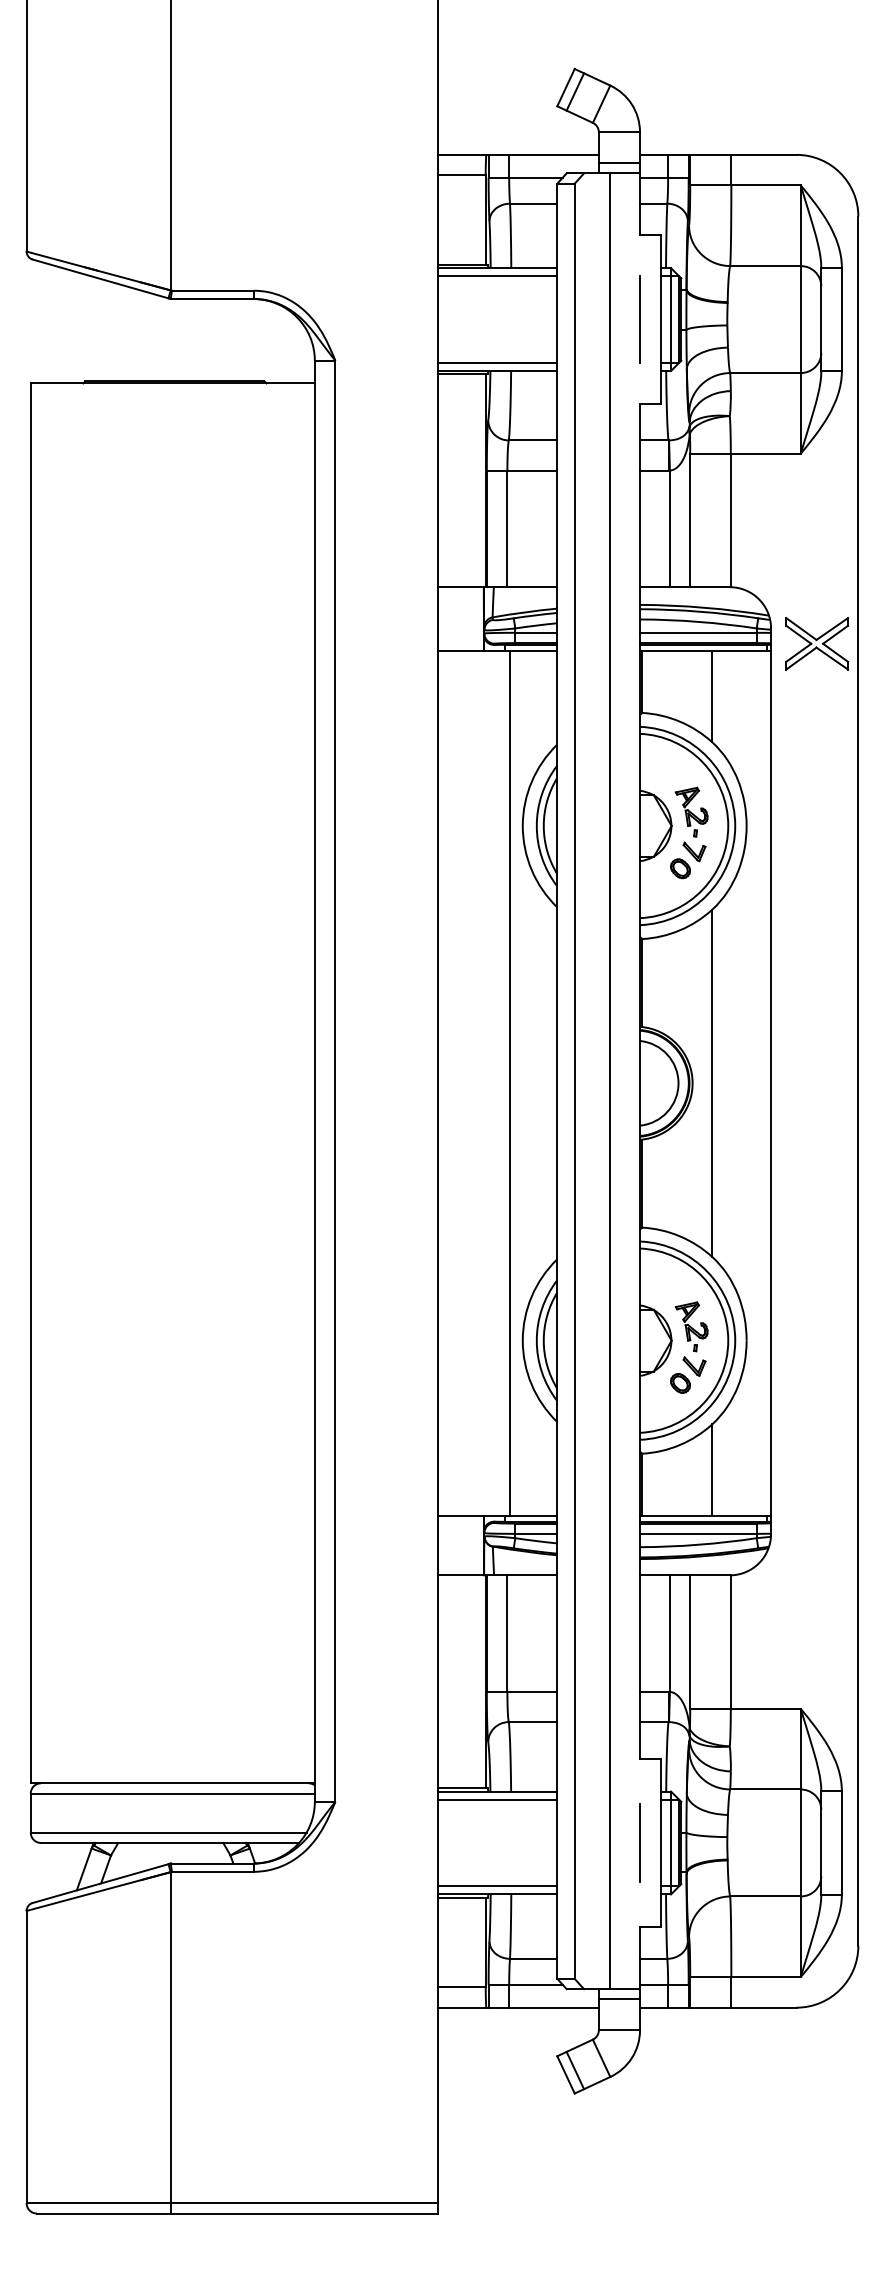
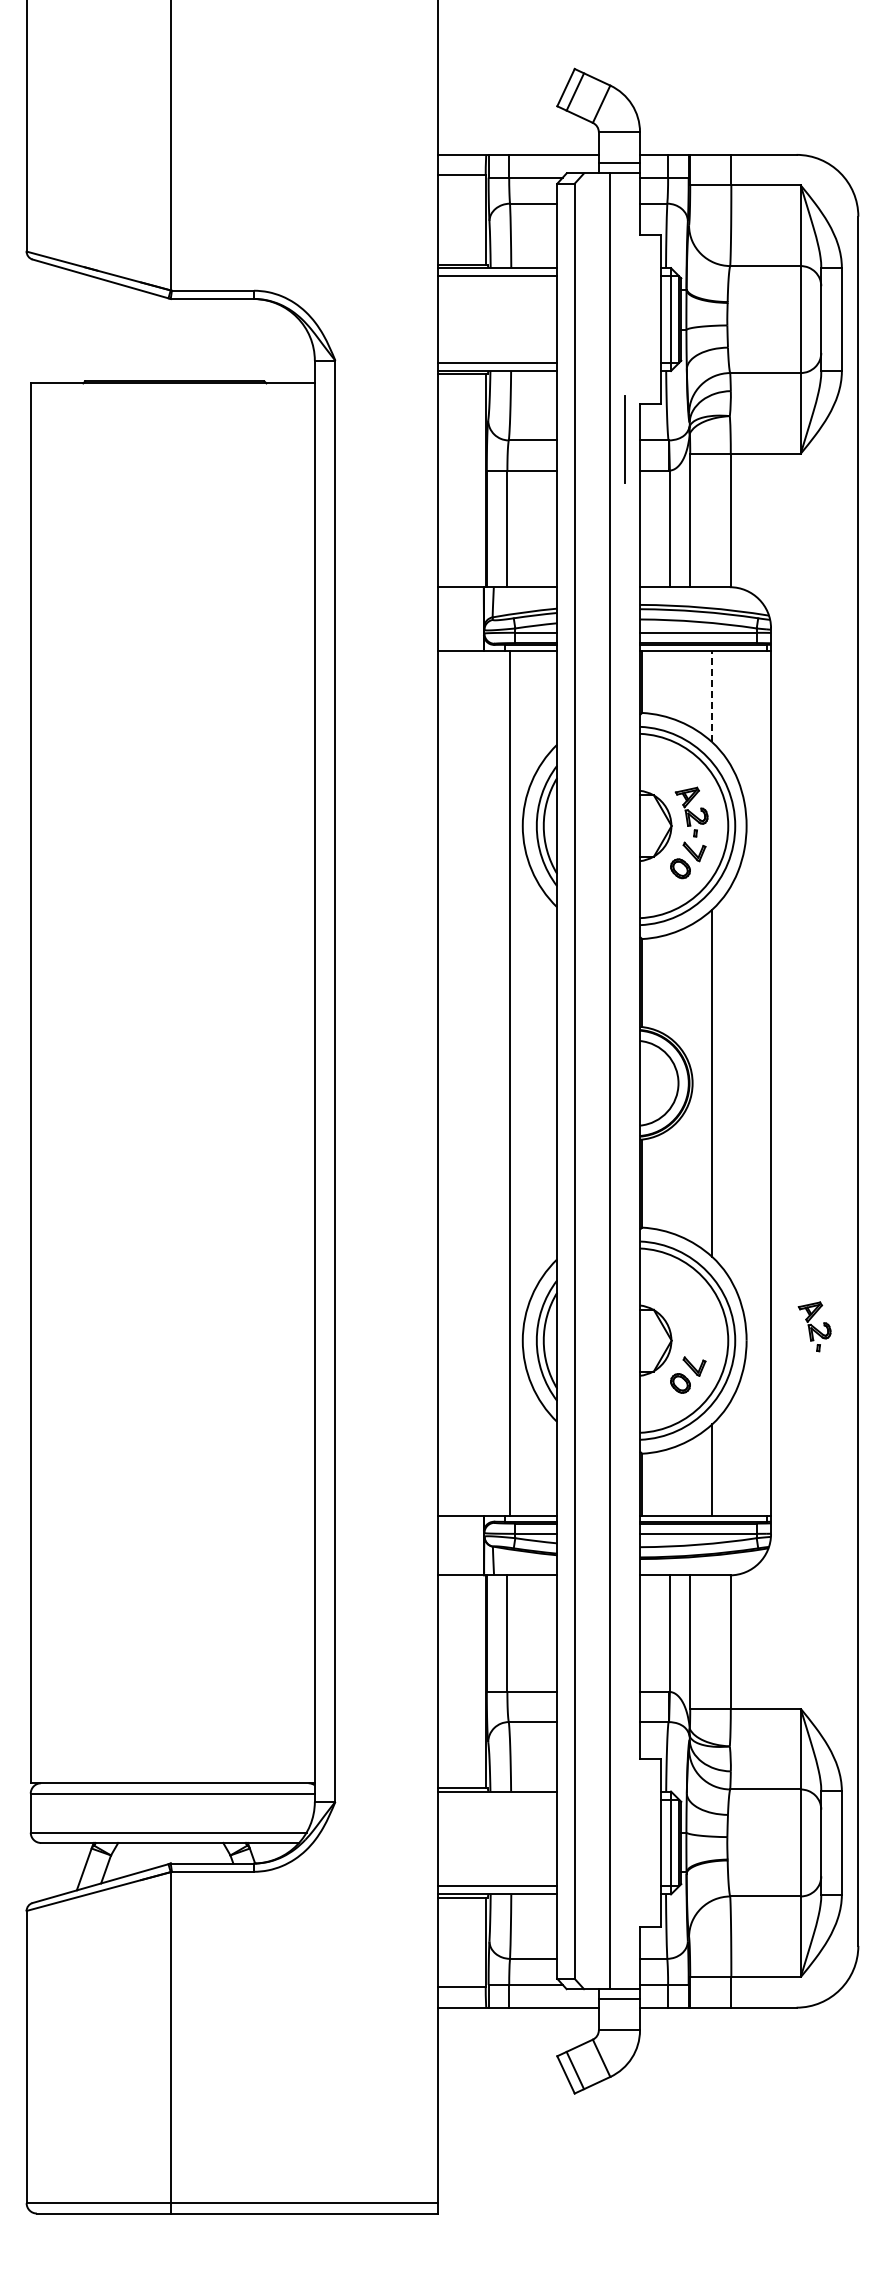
line position: (639, 319) -> (624, 439) (624, 439)
part: present -> none (817, 643)
line: solid -> dashed (712, 696)
part position: (691, 1326) -> (814, 1326) (814, 1326)
line: present -> none (497, 1799)
line: present -> none (640, 1842)
